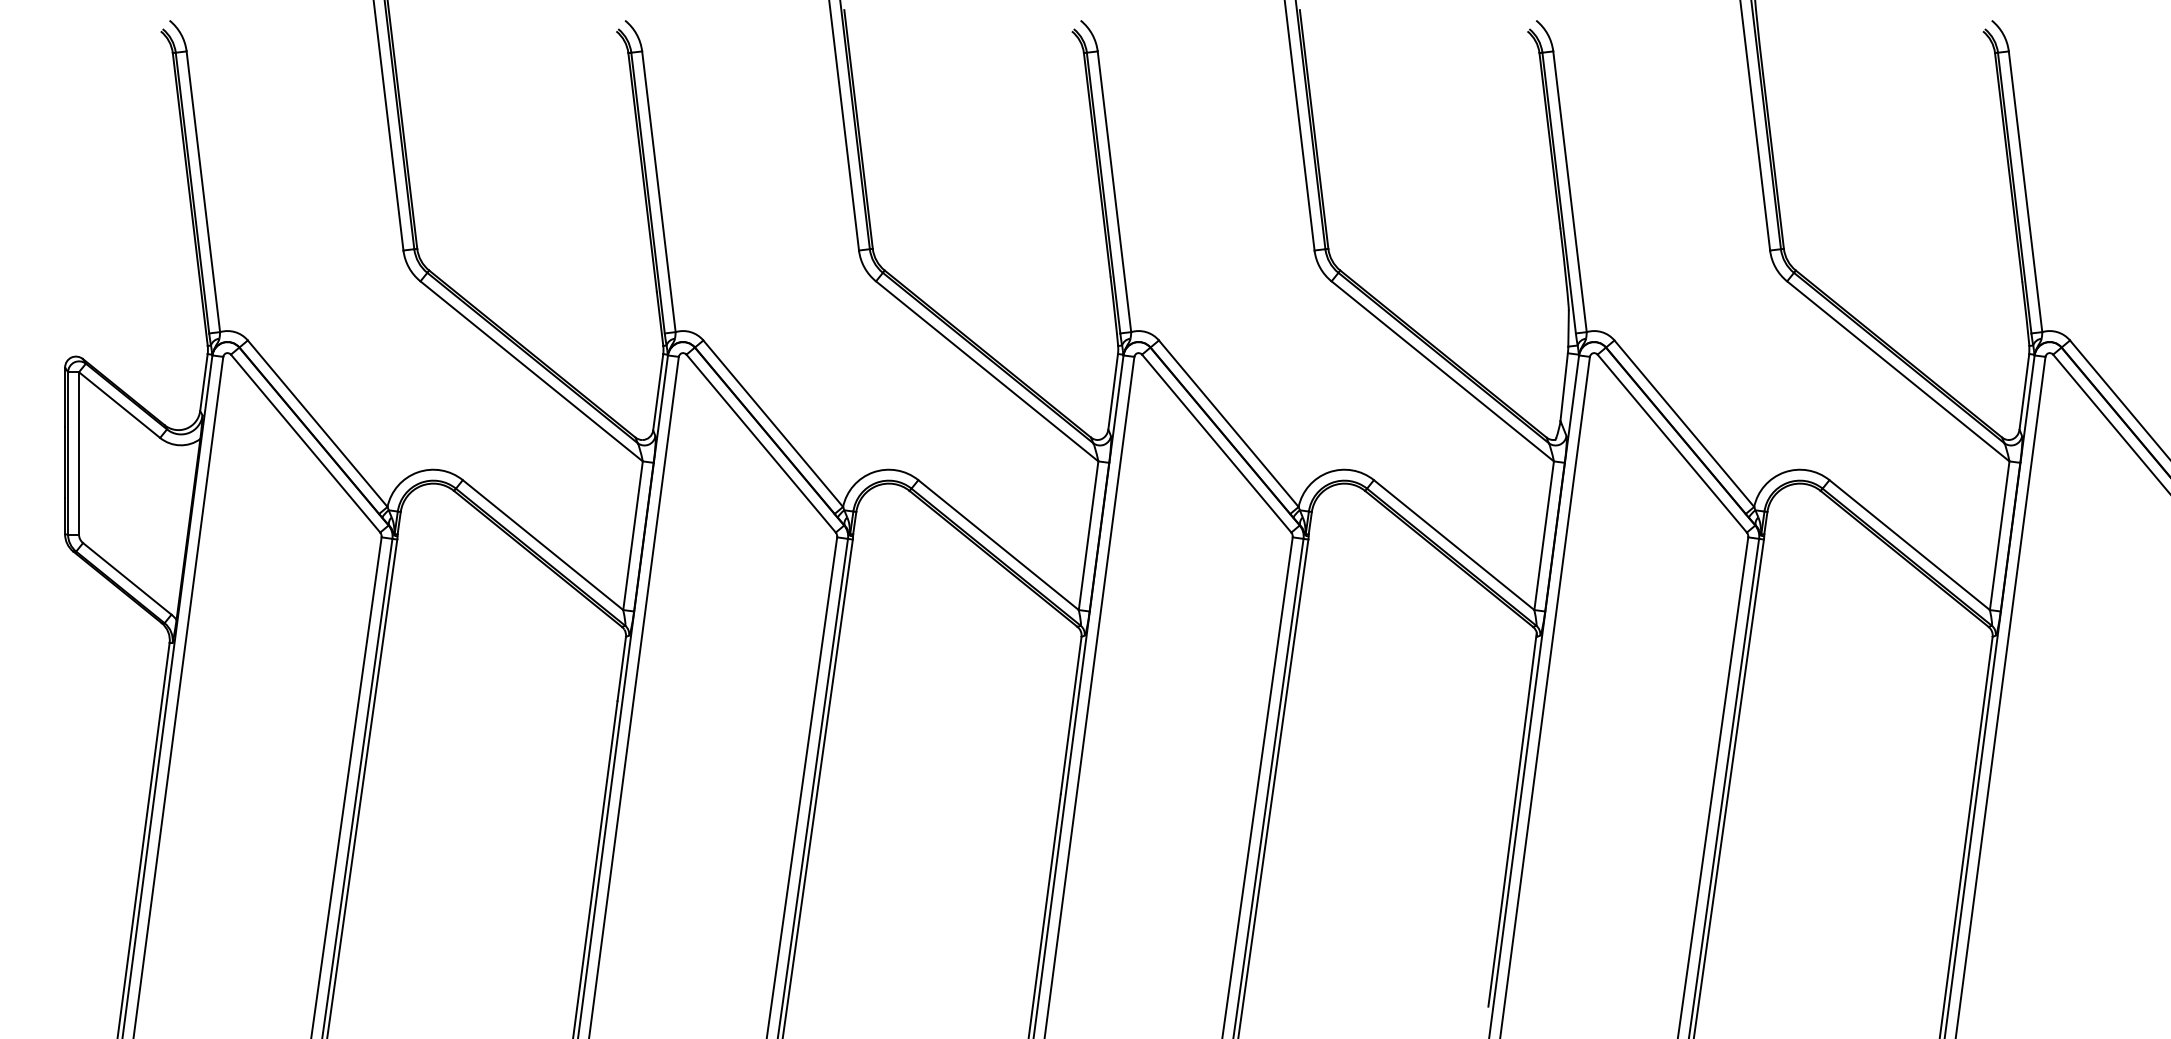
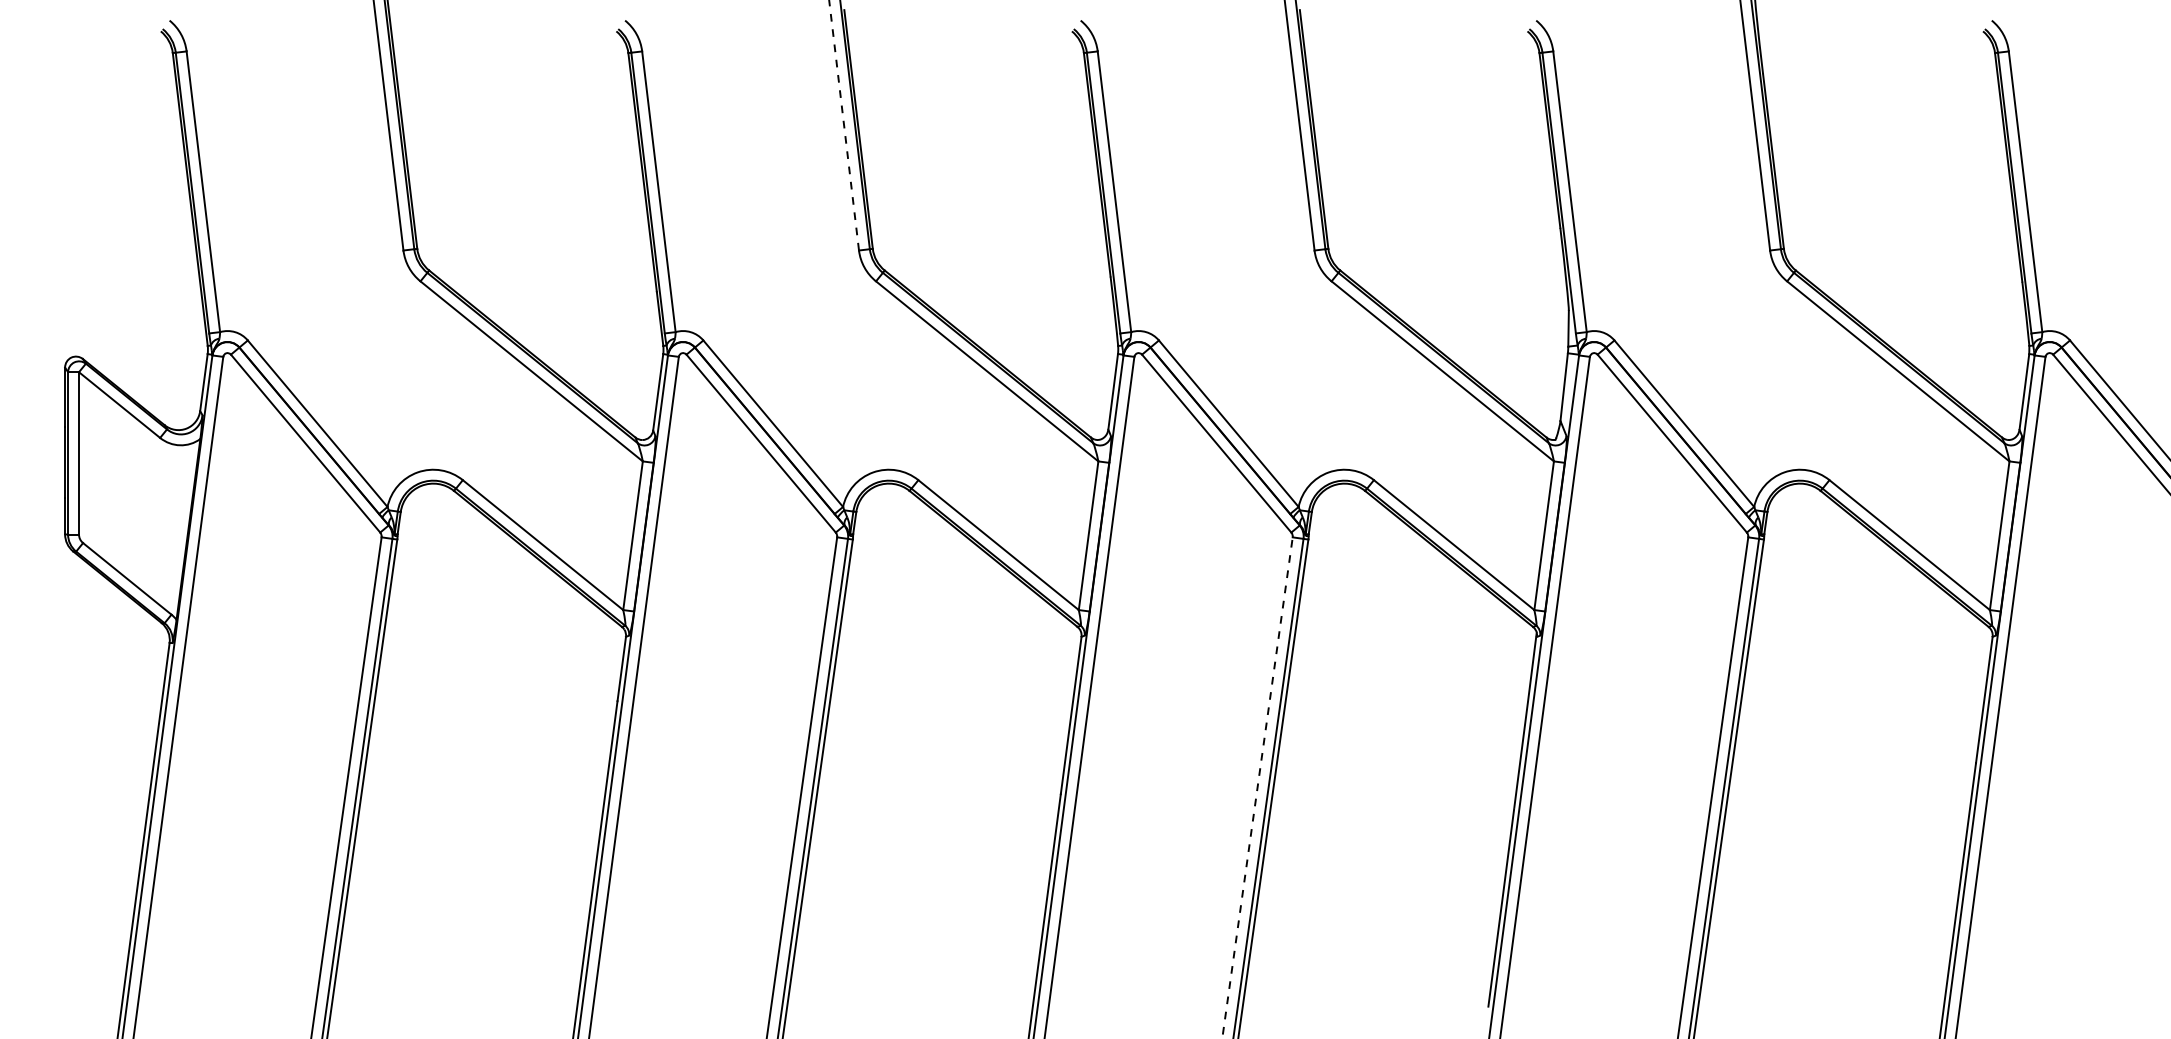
line: solid -> dashed (844, 125)
line: solid -> dashed (1257, 787)
